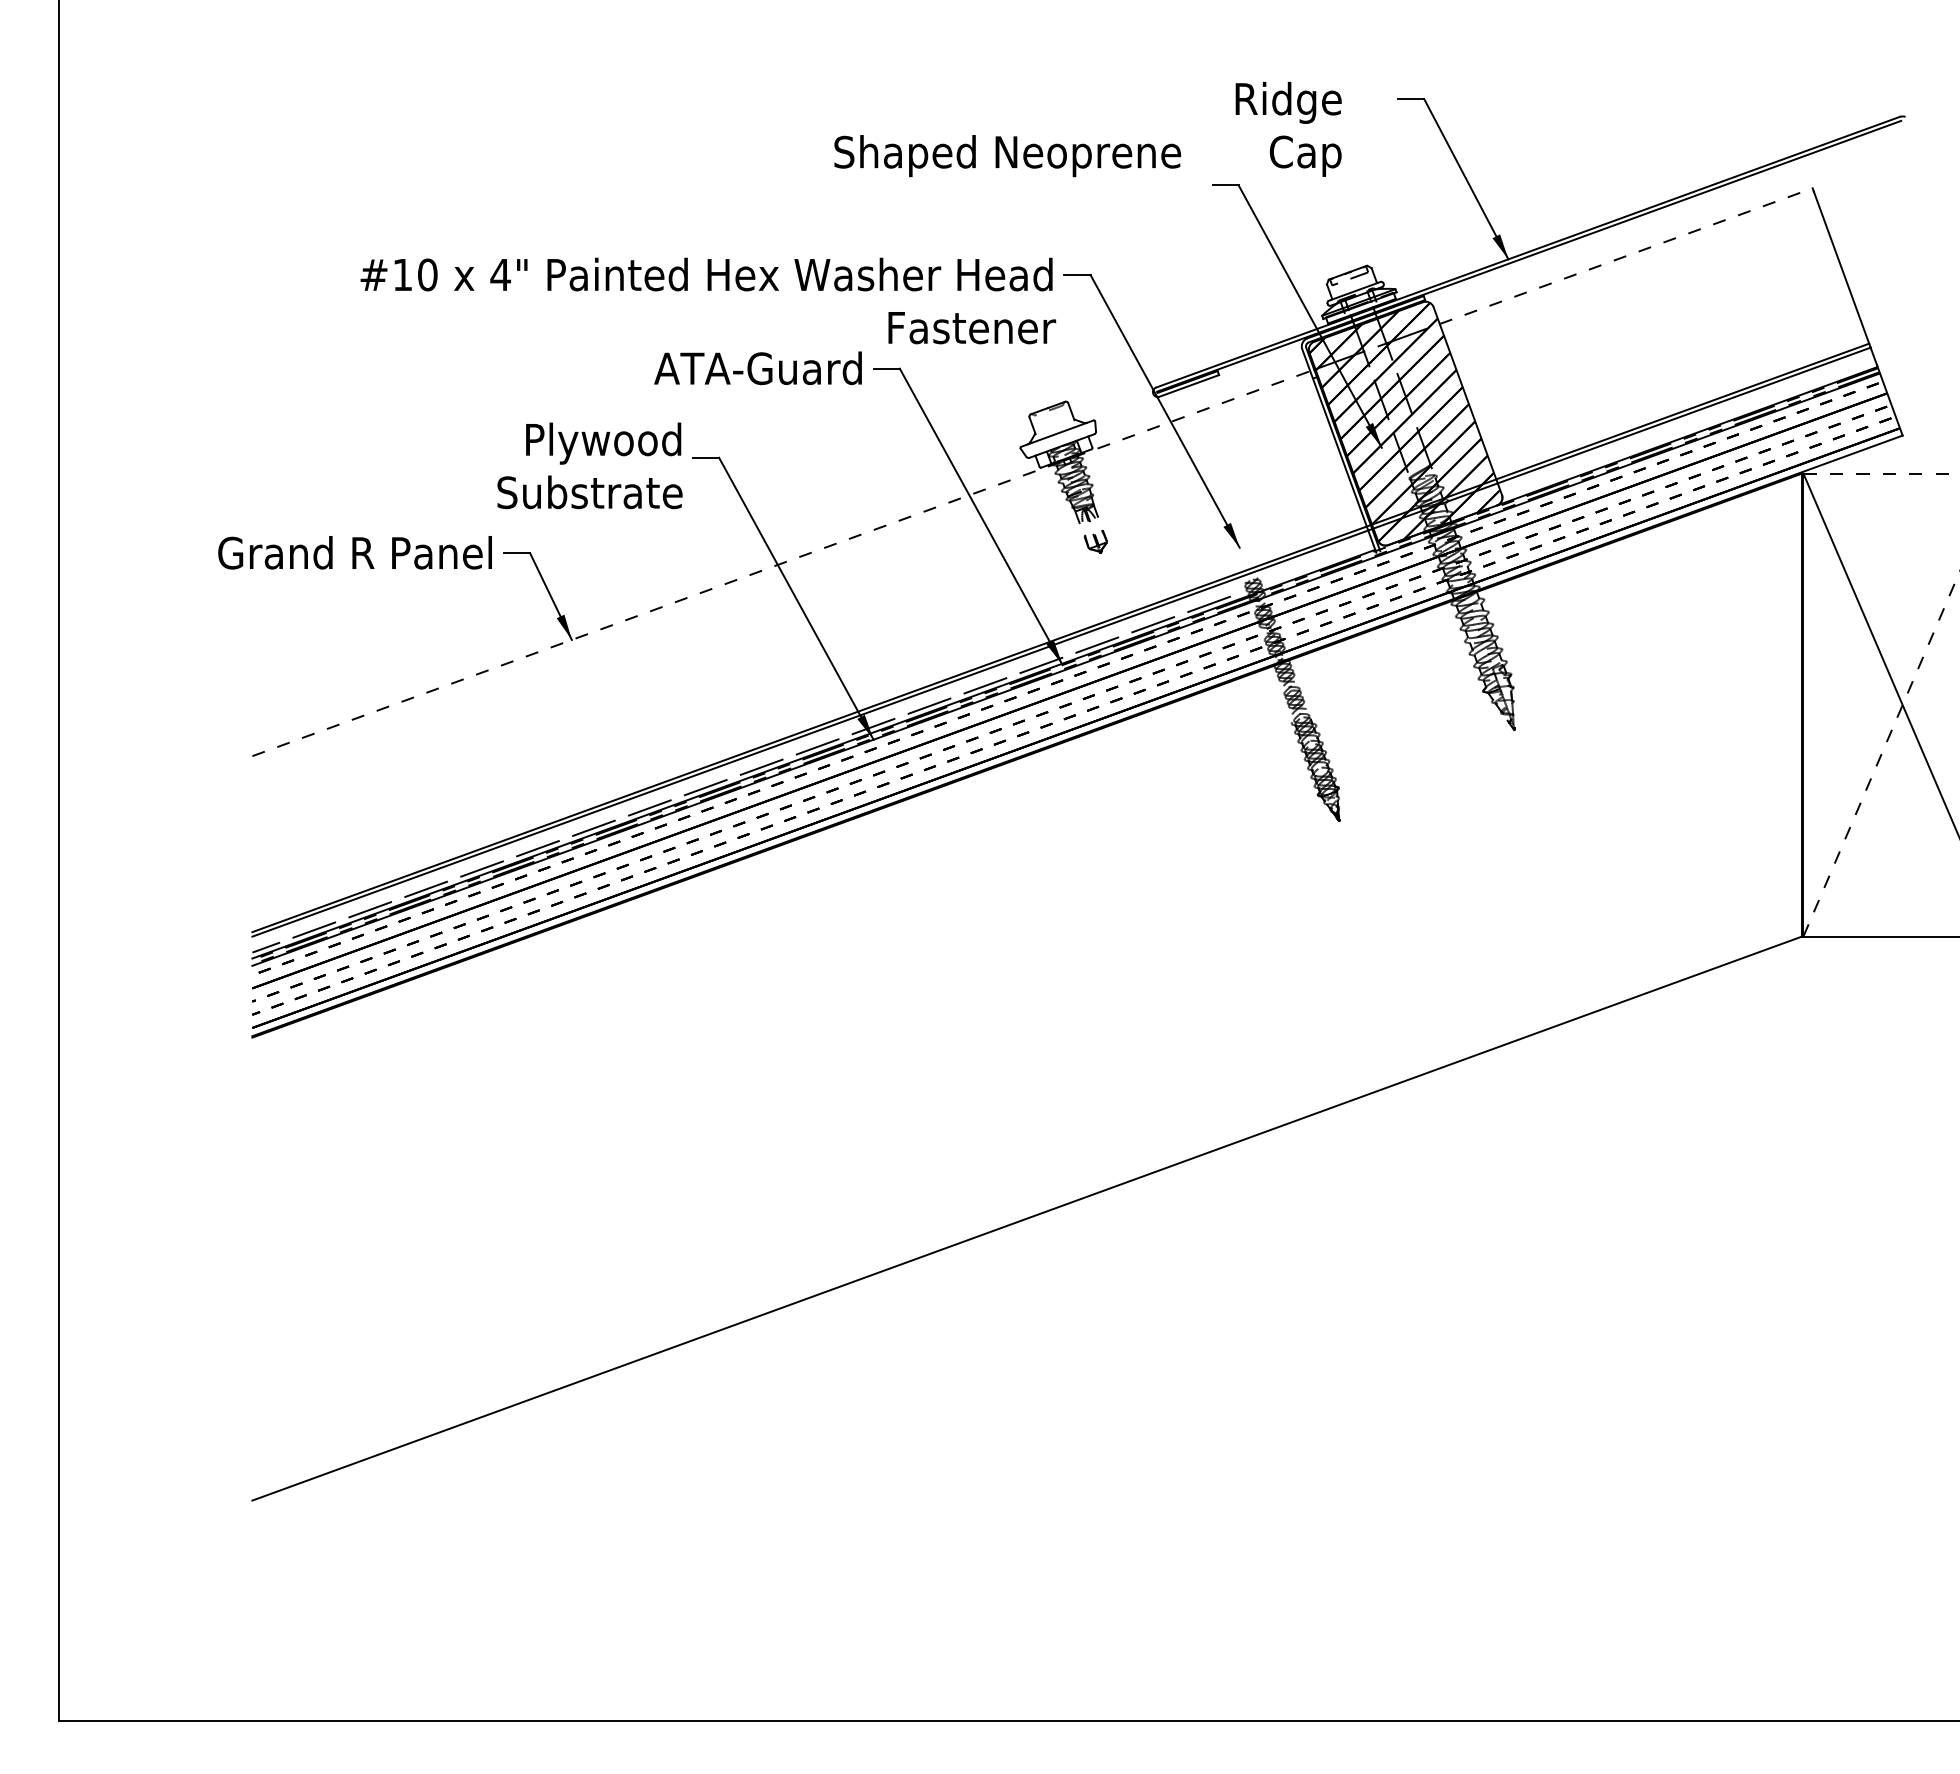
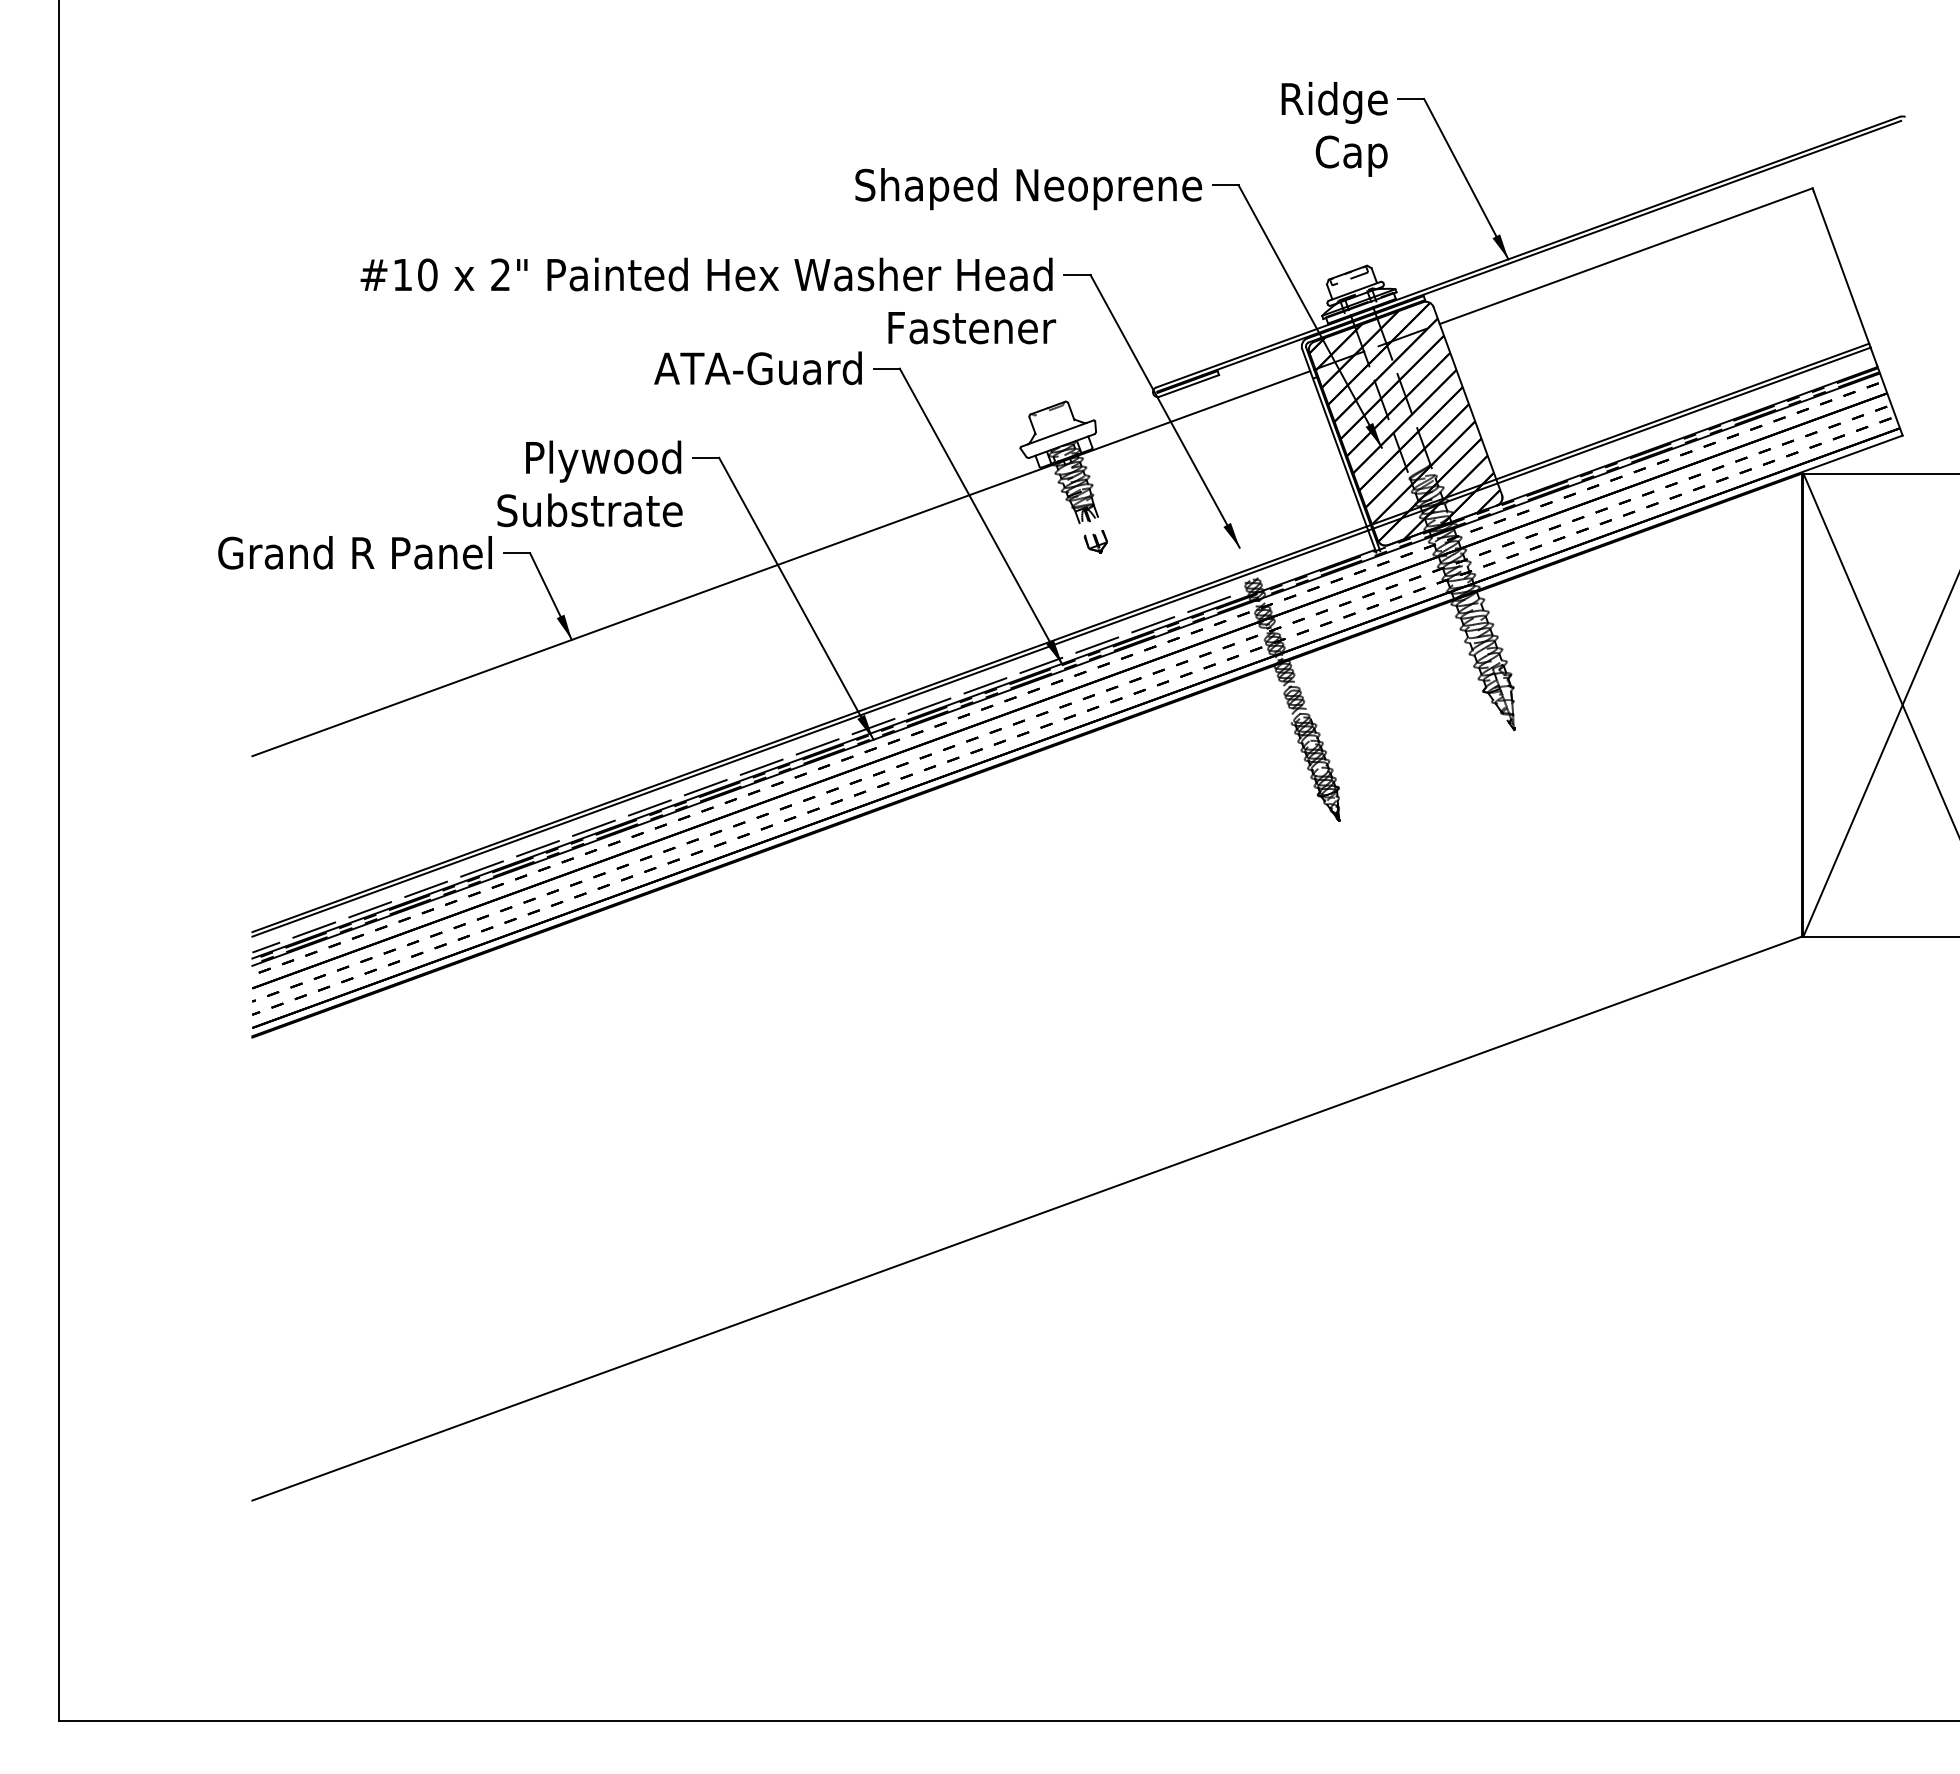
text position: (1288, 129) -> (1334, 129) (1334, 129)
text position: (1007, 156) -> (1028, 189) (1028, 189)
line: dashed -> solid (1626, 256)
text: 4" -> 2" (500, 274)
text position: (589, 465) -> (589, 483) (589, 483)
line: dashed -> solid (1882, 473)
line: dashed -> solid (781, 563)
line: dashed -> solid (1881, 753)
